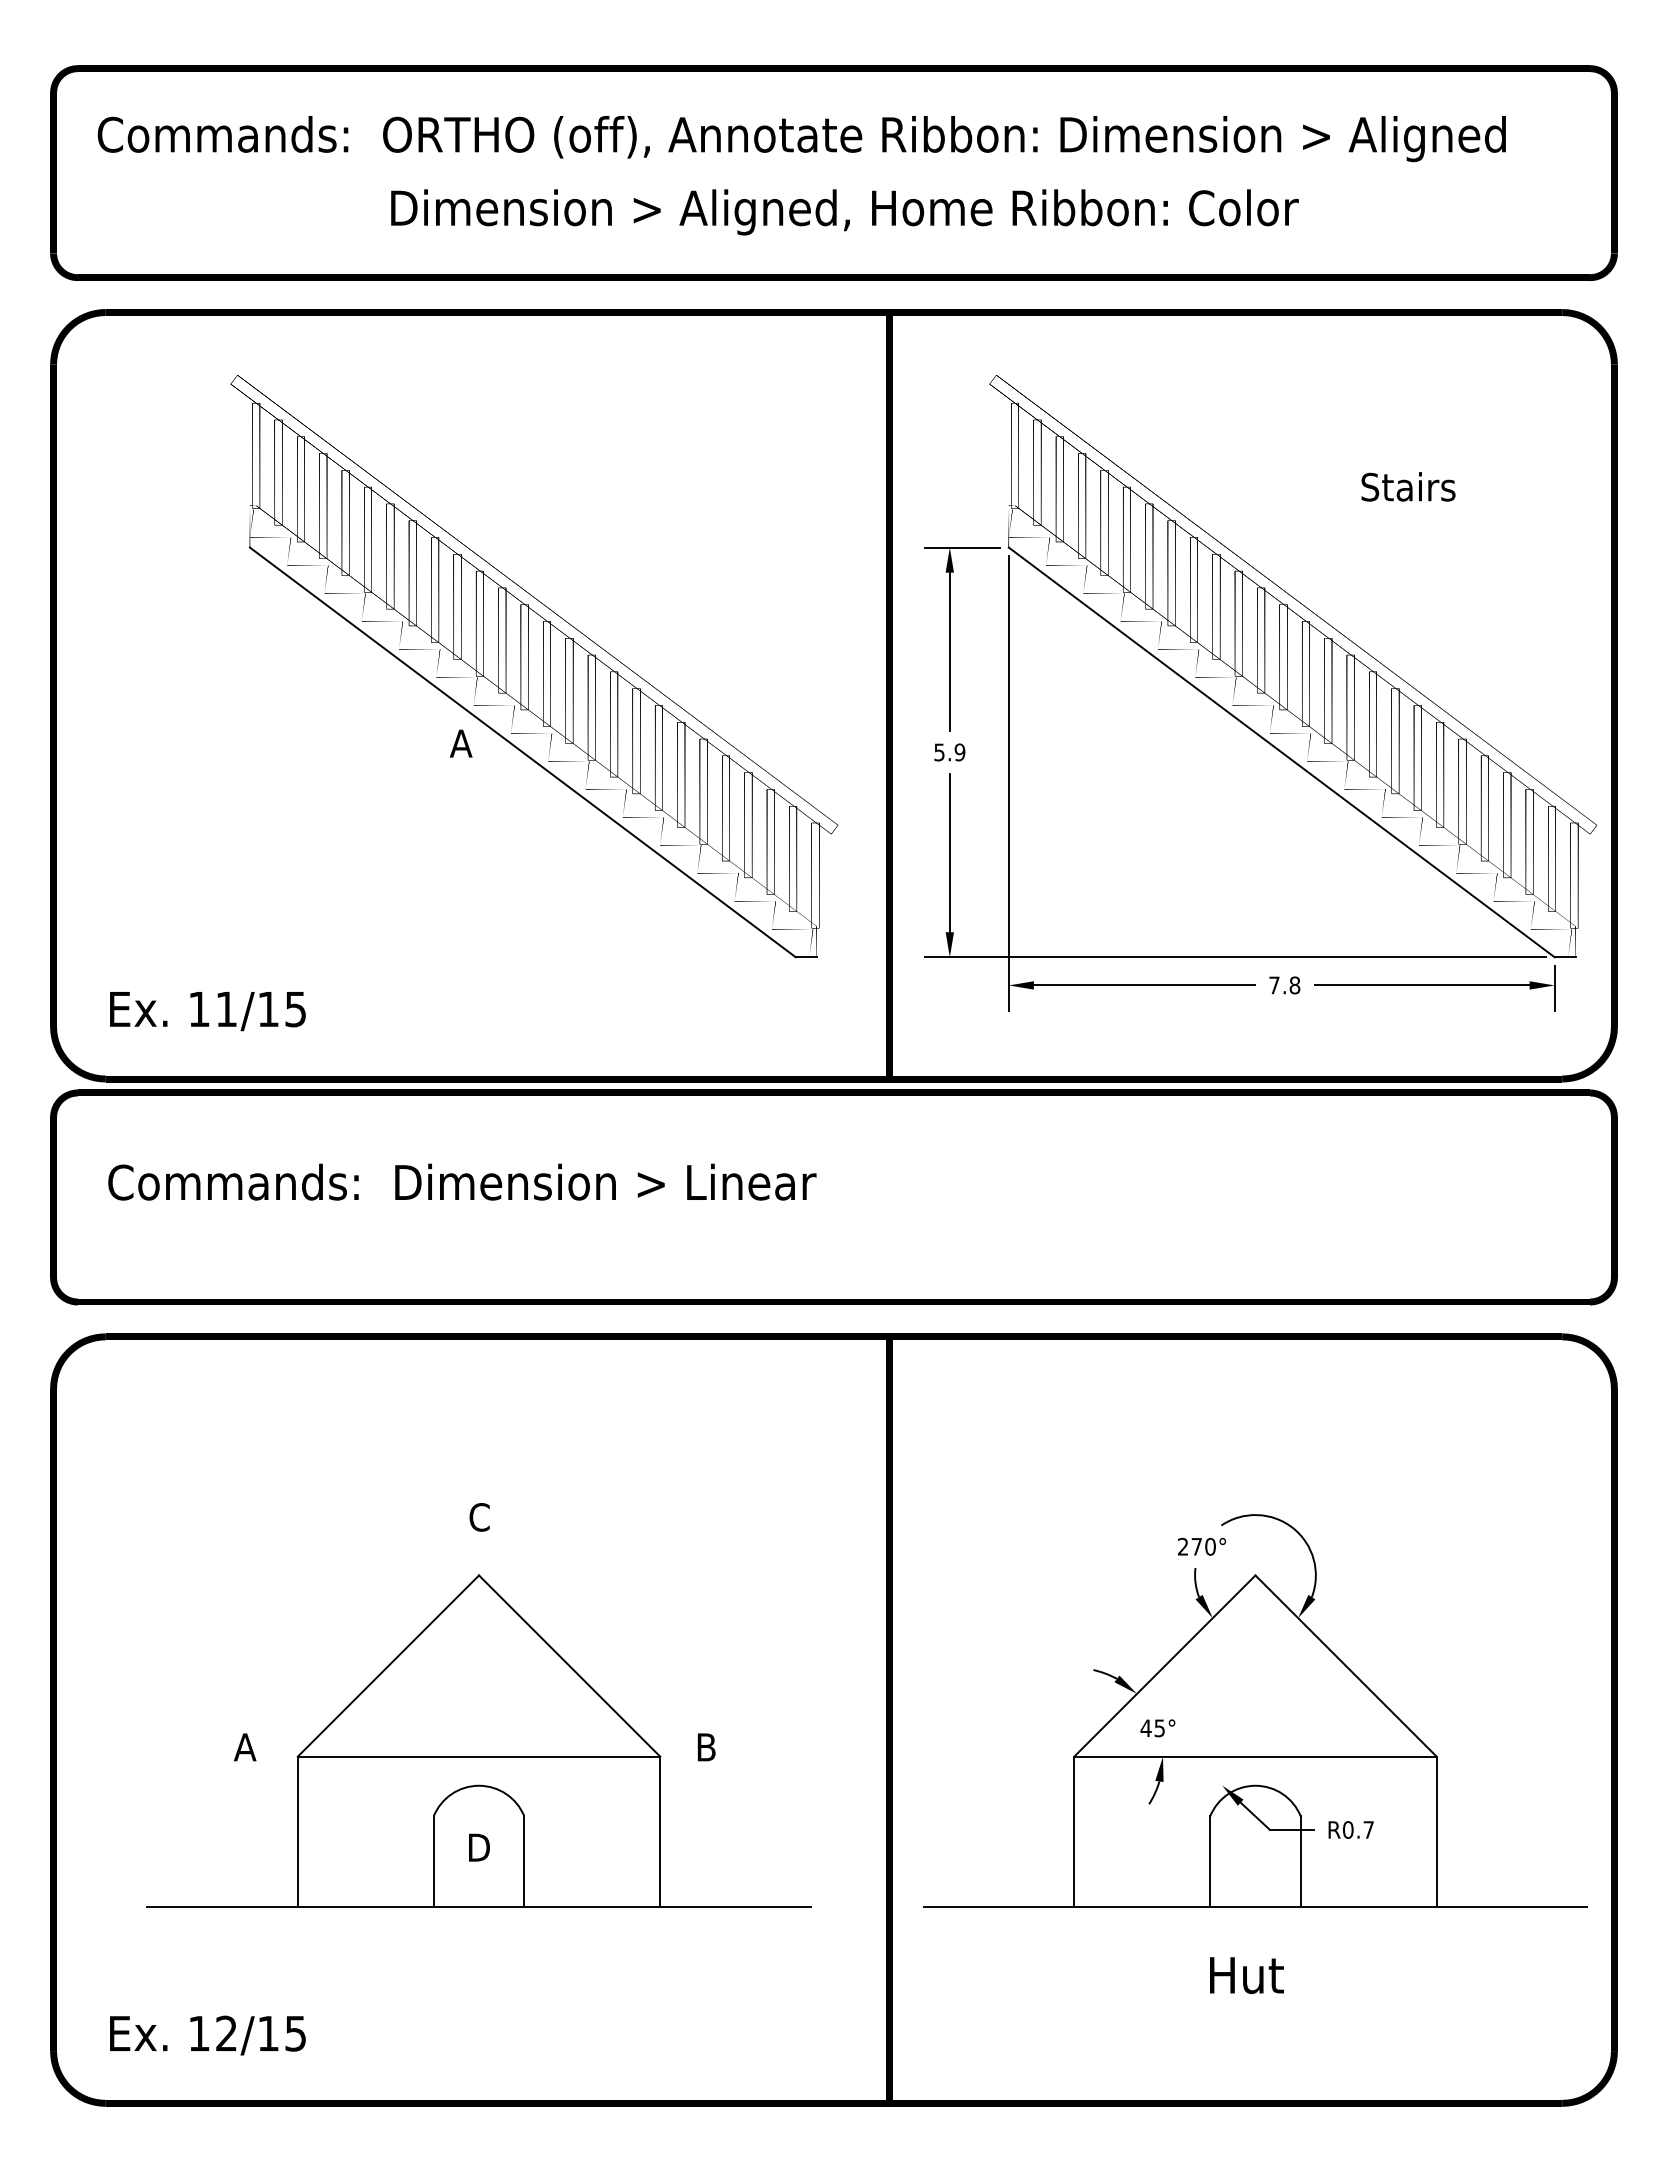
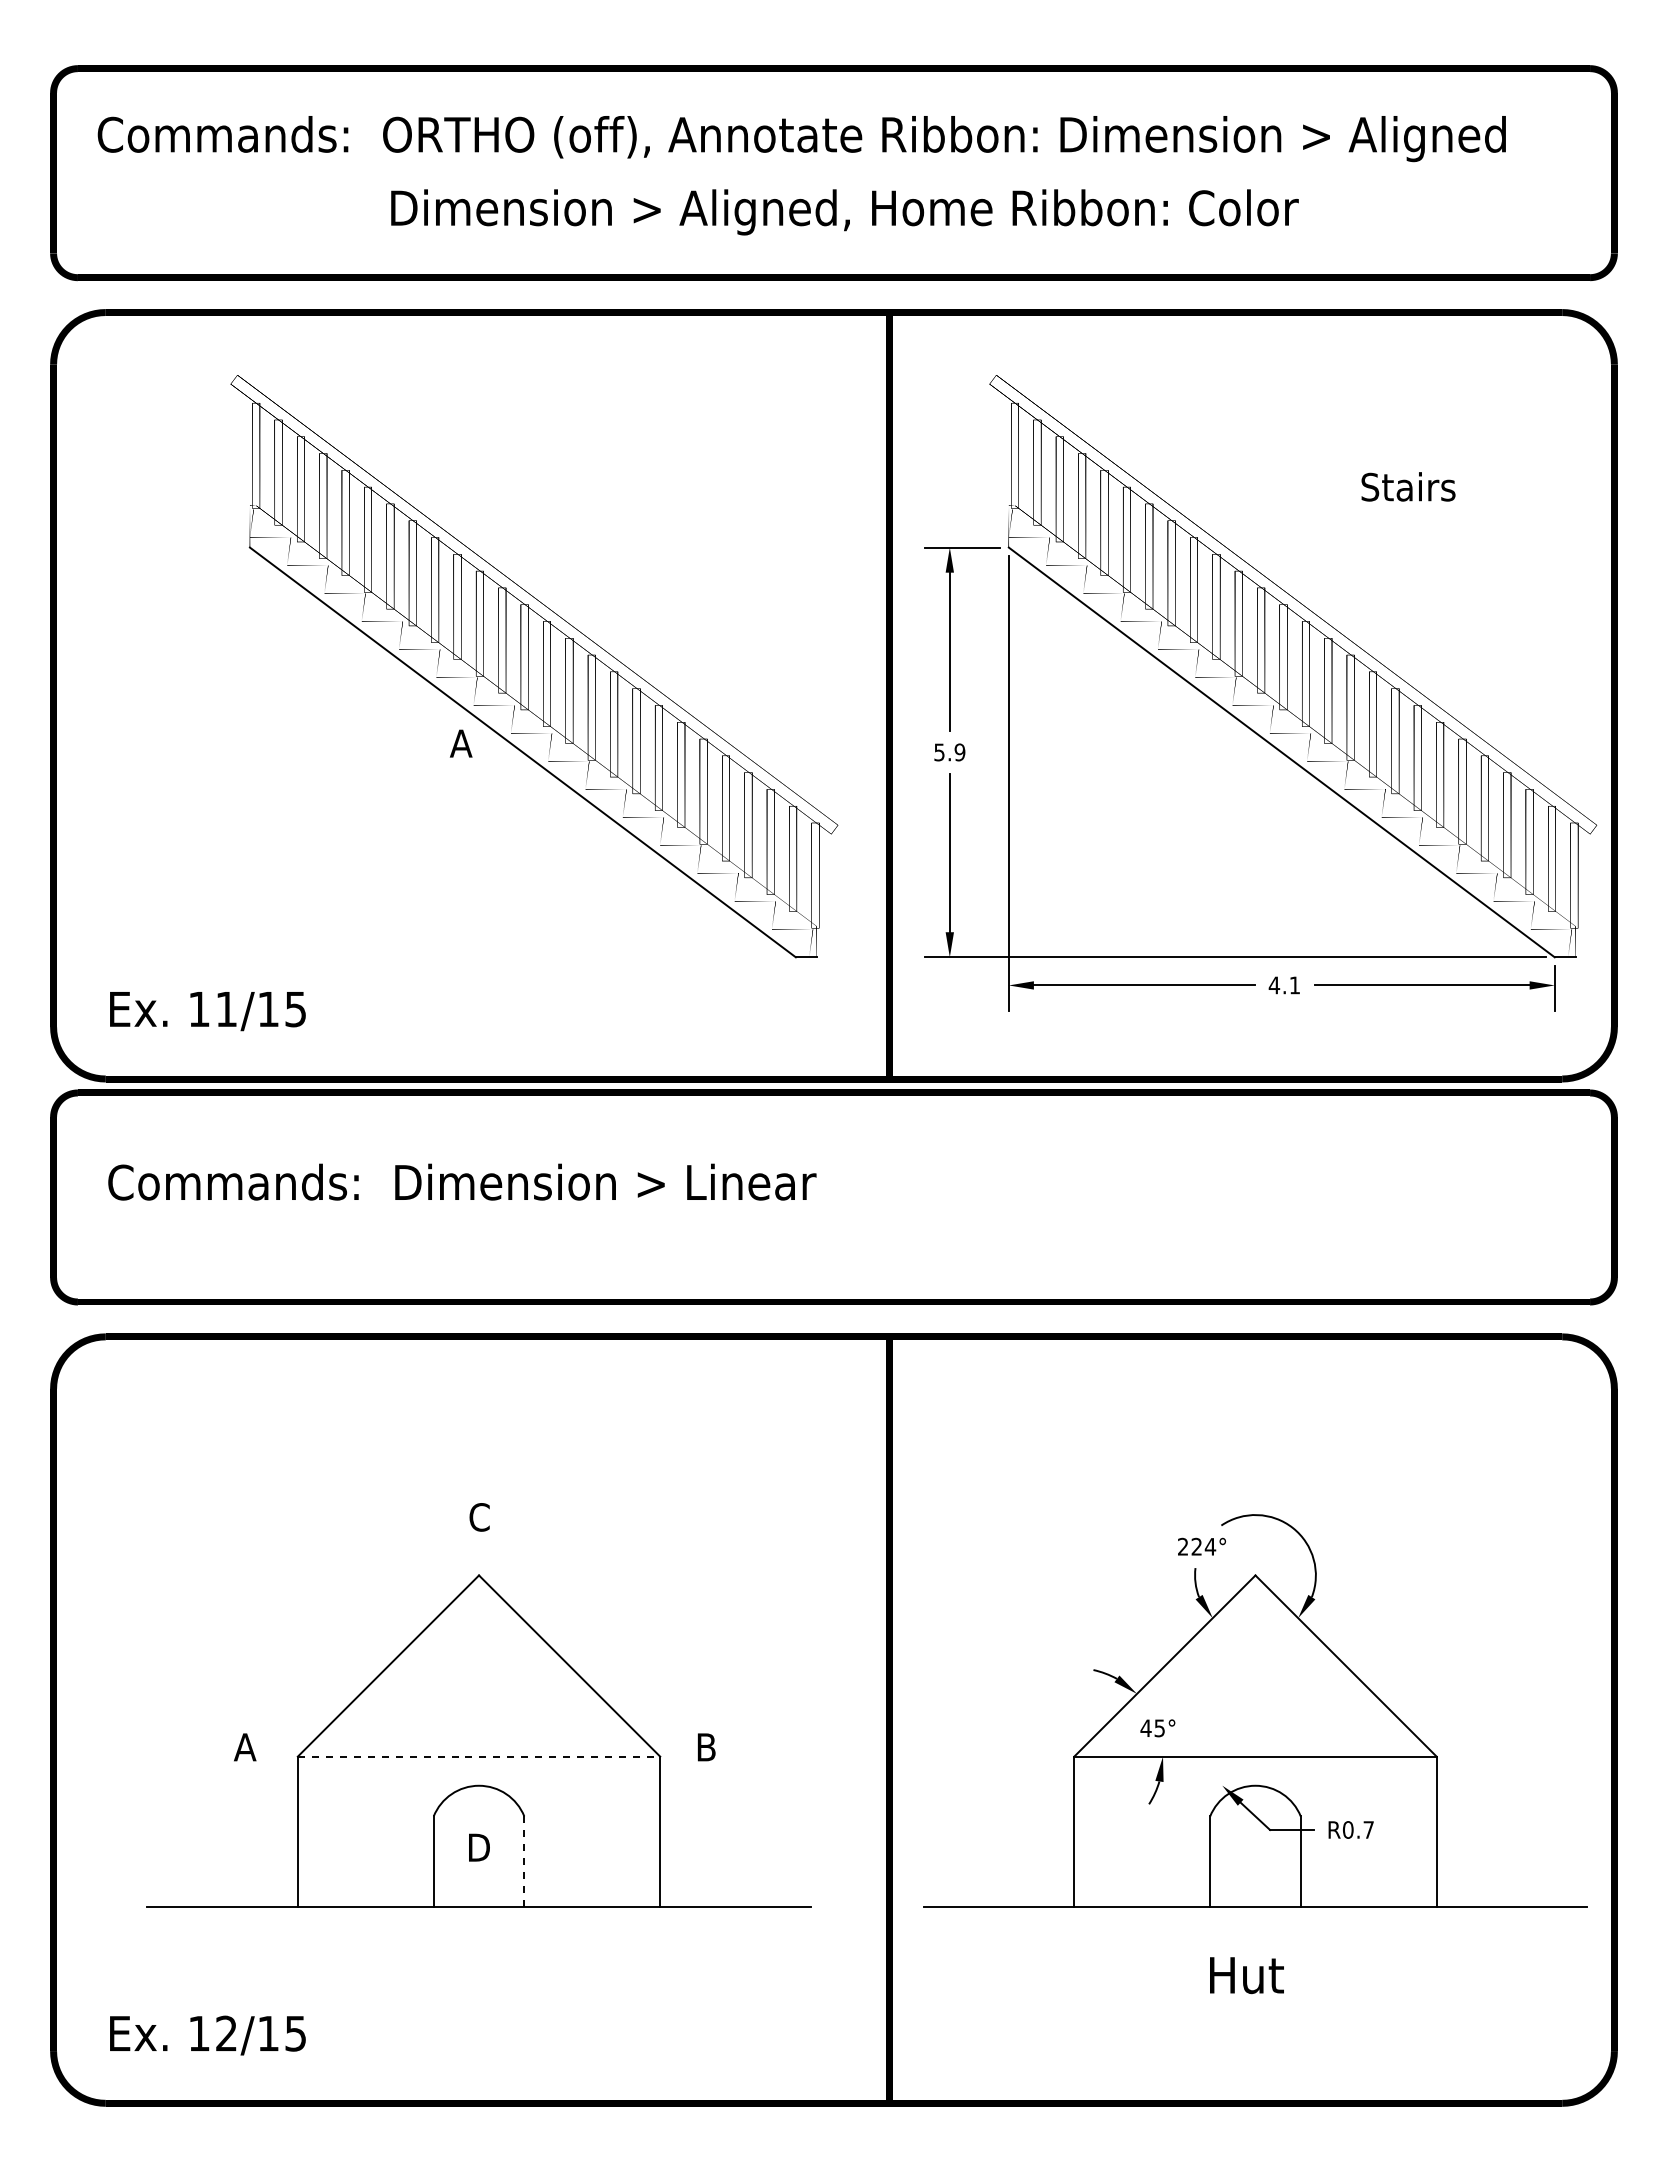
text: 7.8 -> 4.1 (1284, 985)
text: 270° -> 224° (1203, 1546)
line: solid -> dashed (479, 1756)
line: solid -> dashed (524, 1862)
